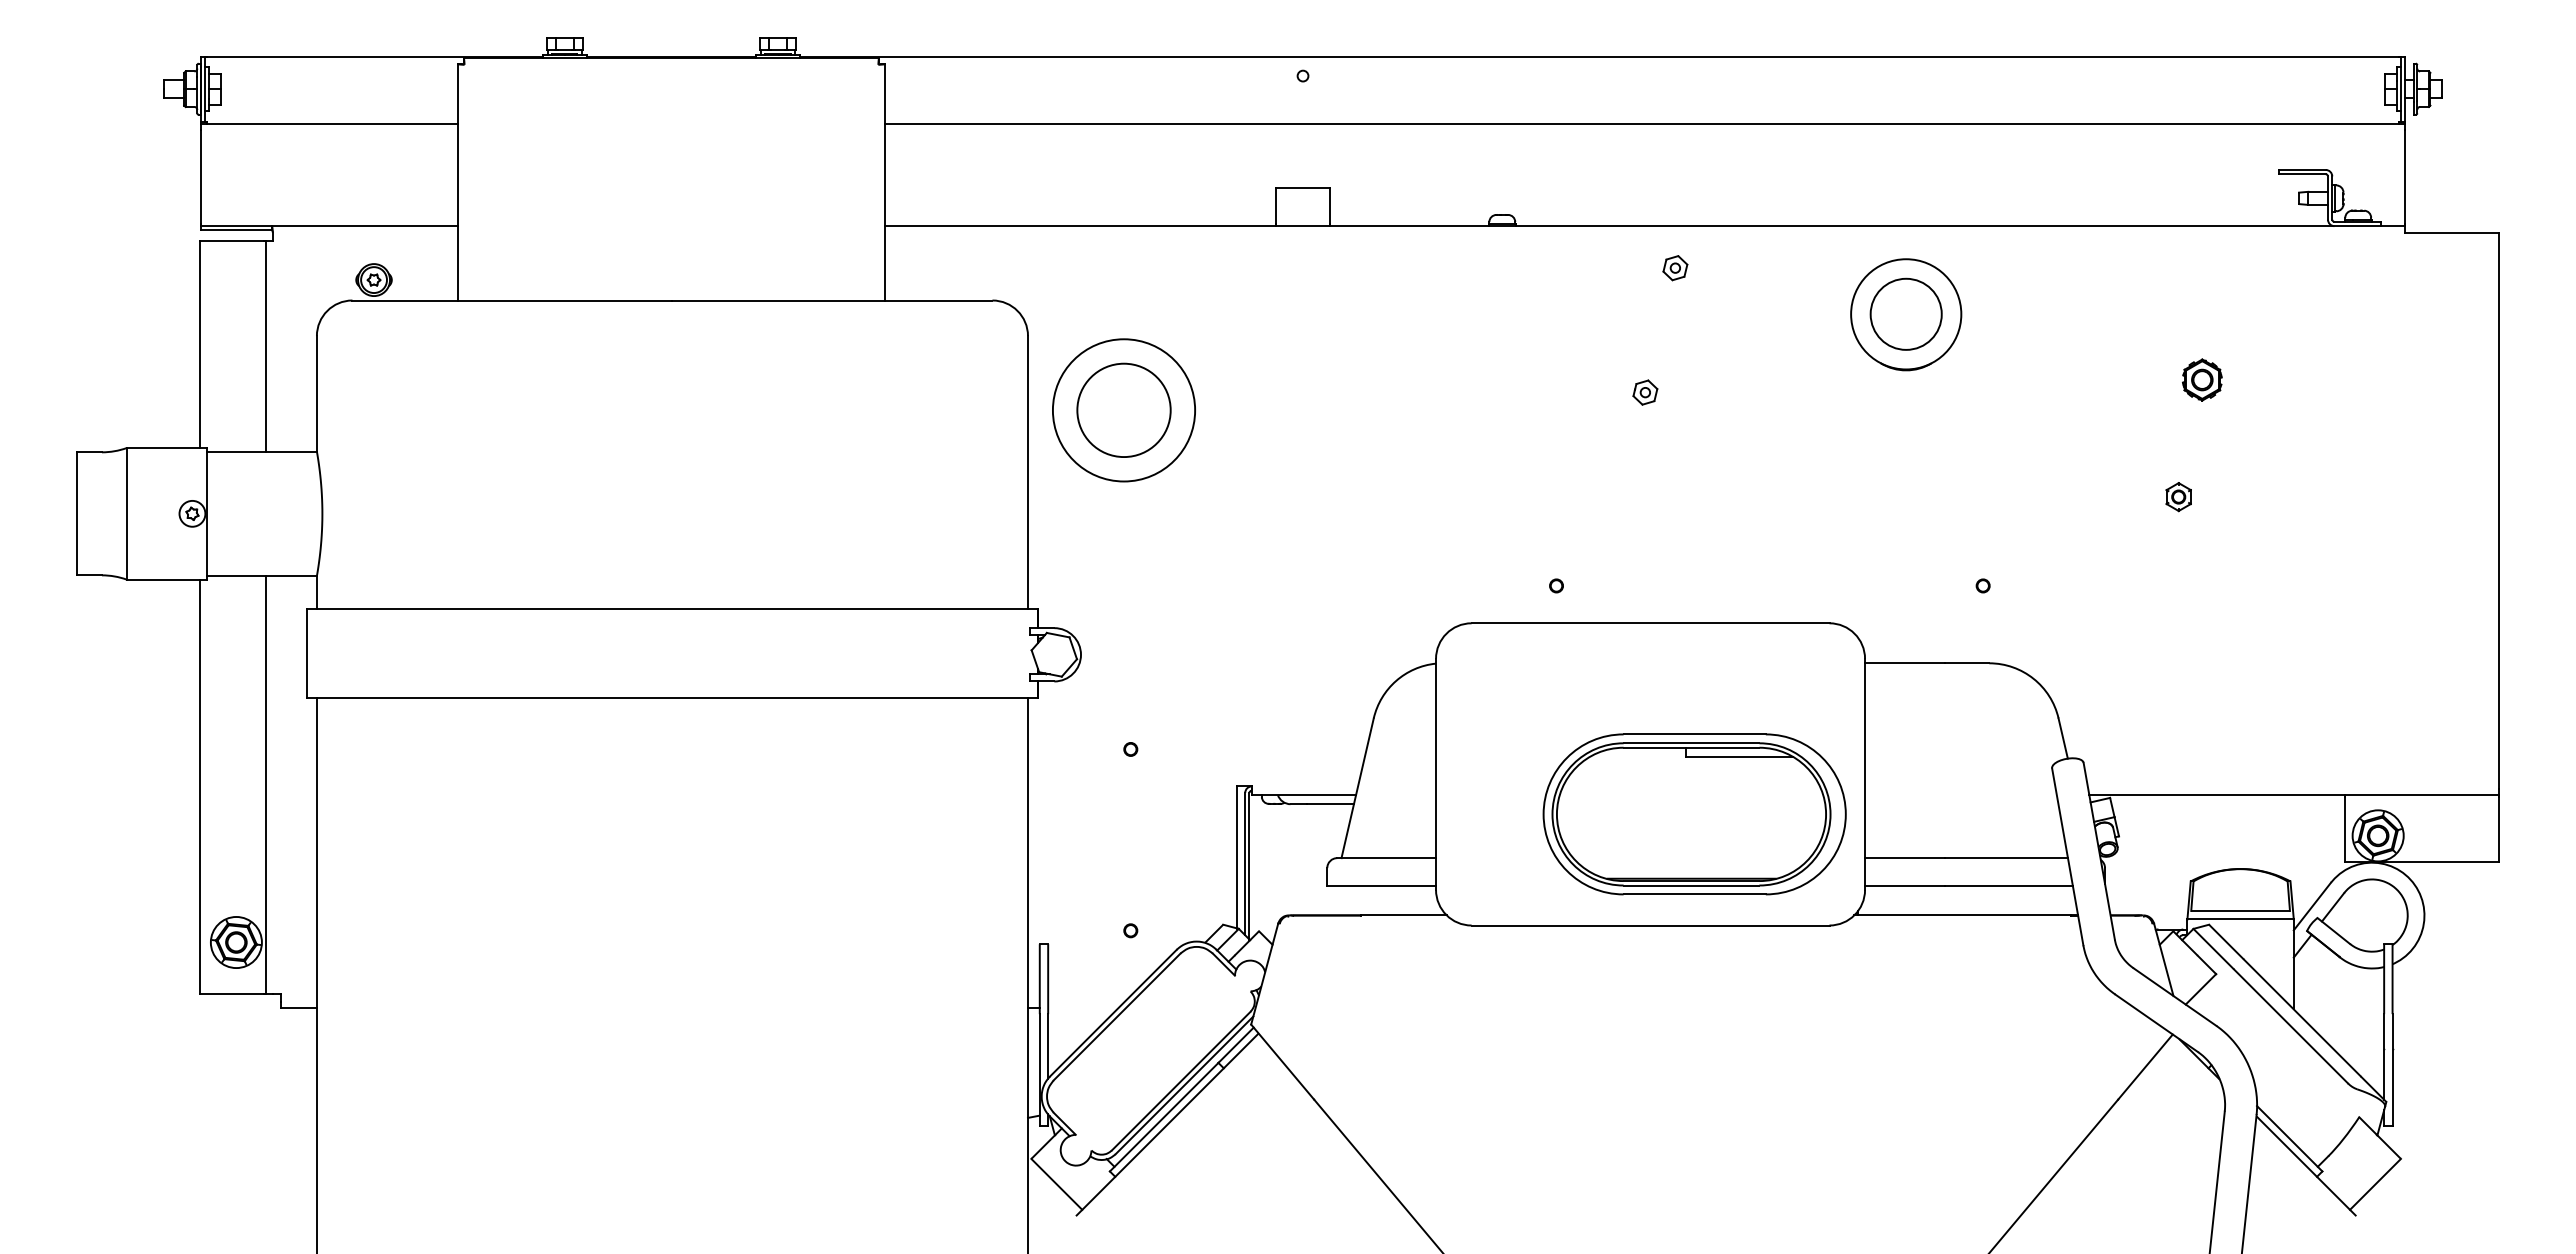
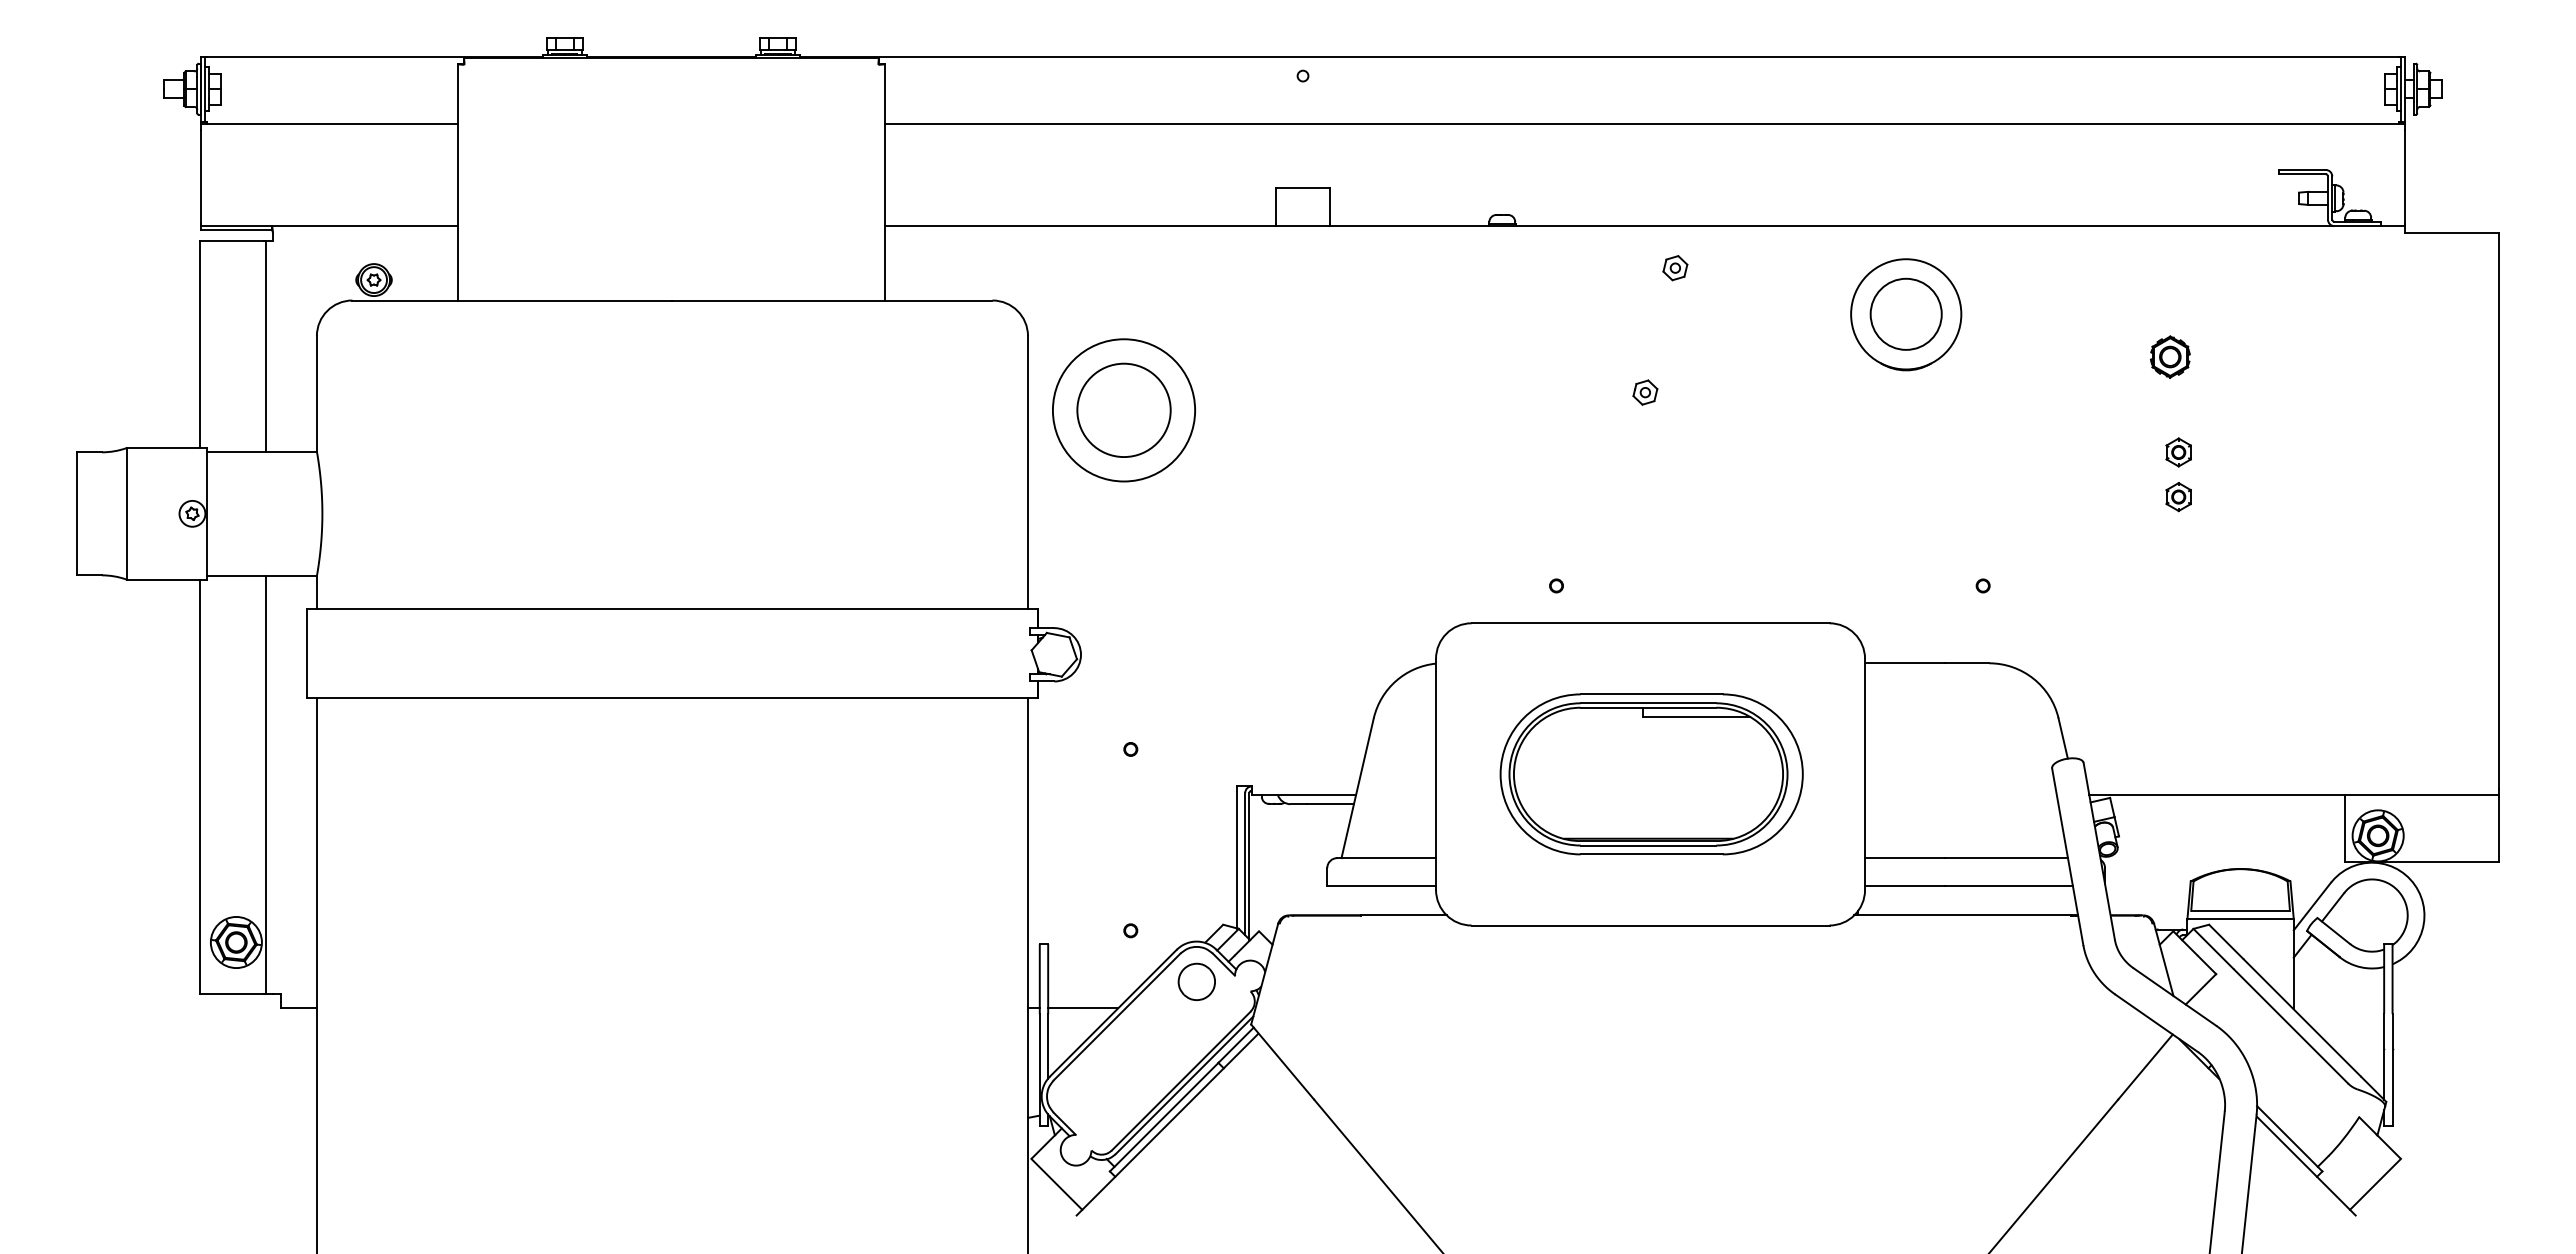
part position: (2202, 379) -> (2170, 356) (2170, 356)
part: none -> present (2178, 452)
part position: (1694, 814) -> (1651, 774) (1651, 774)
part: none -> present (1196, 981)
line: none -> present (1083, 1008)
